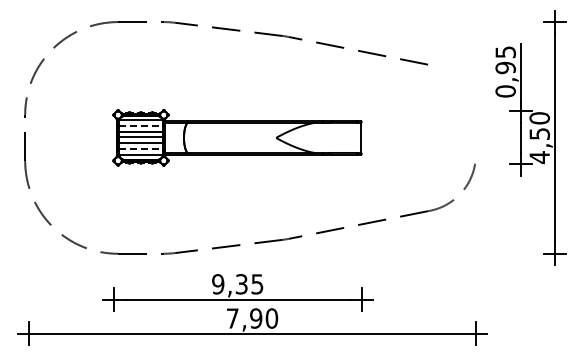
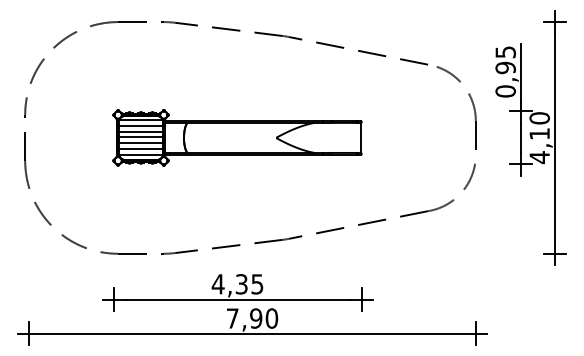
part: none -> present (471, 102)
line: dashed -> solid (141, 126)
text: 4,50 -> 4,10 (539, 133)
line: dashed -> solid (141, 148)
text: 9,35 -> 4,35 (217, 284)
